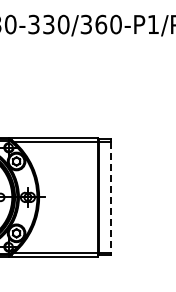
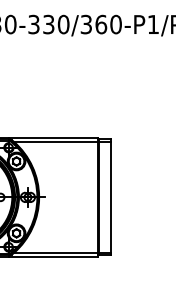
line: dashed -> solid (110, 197)
